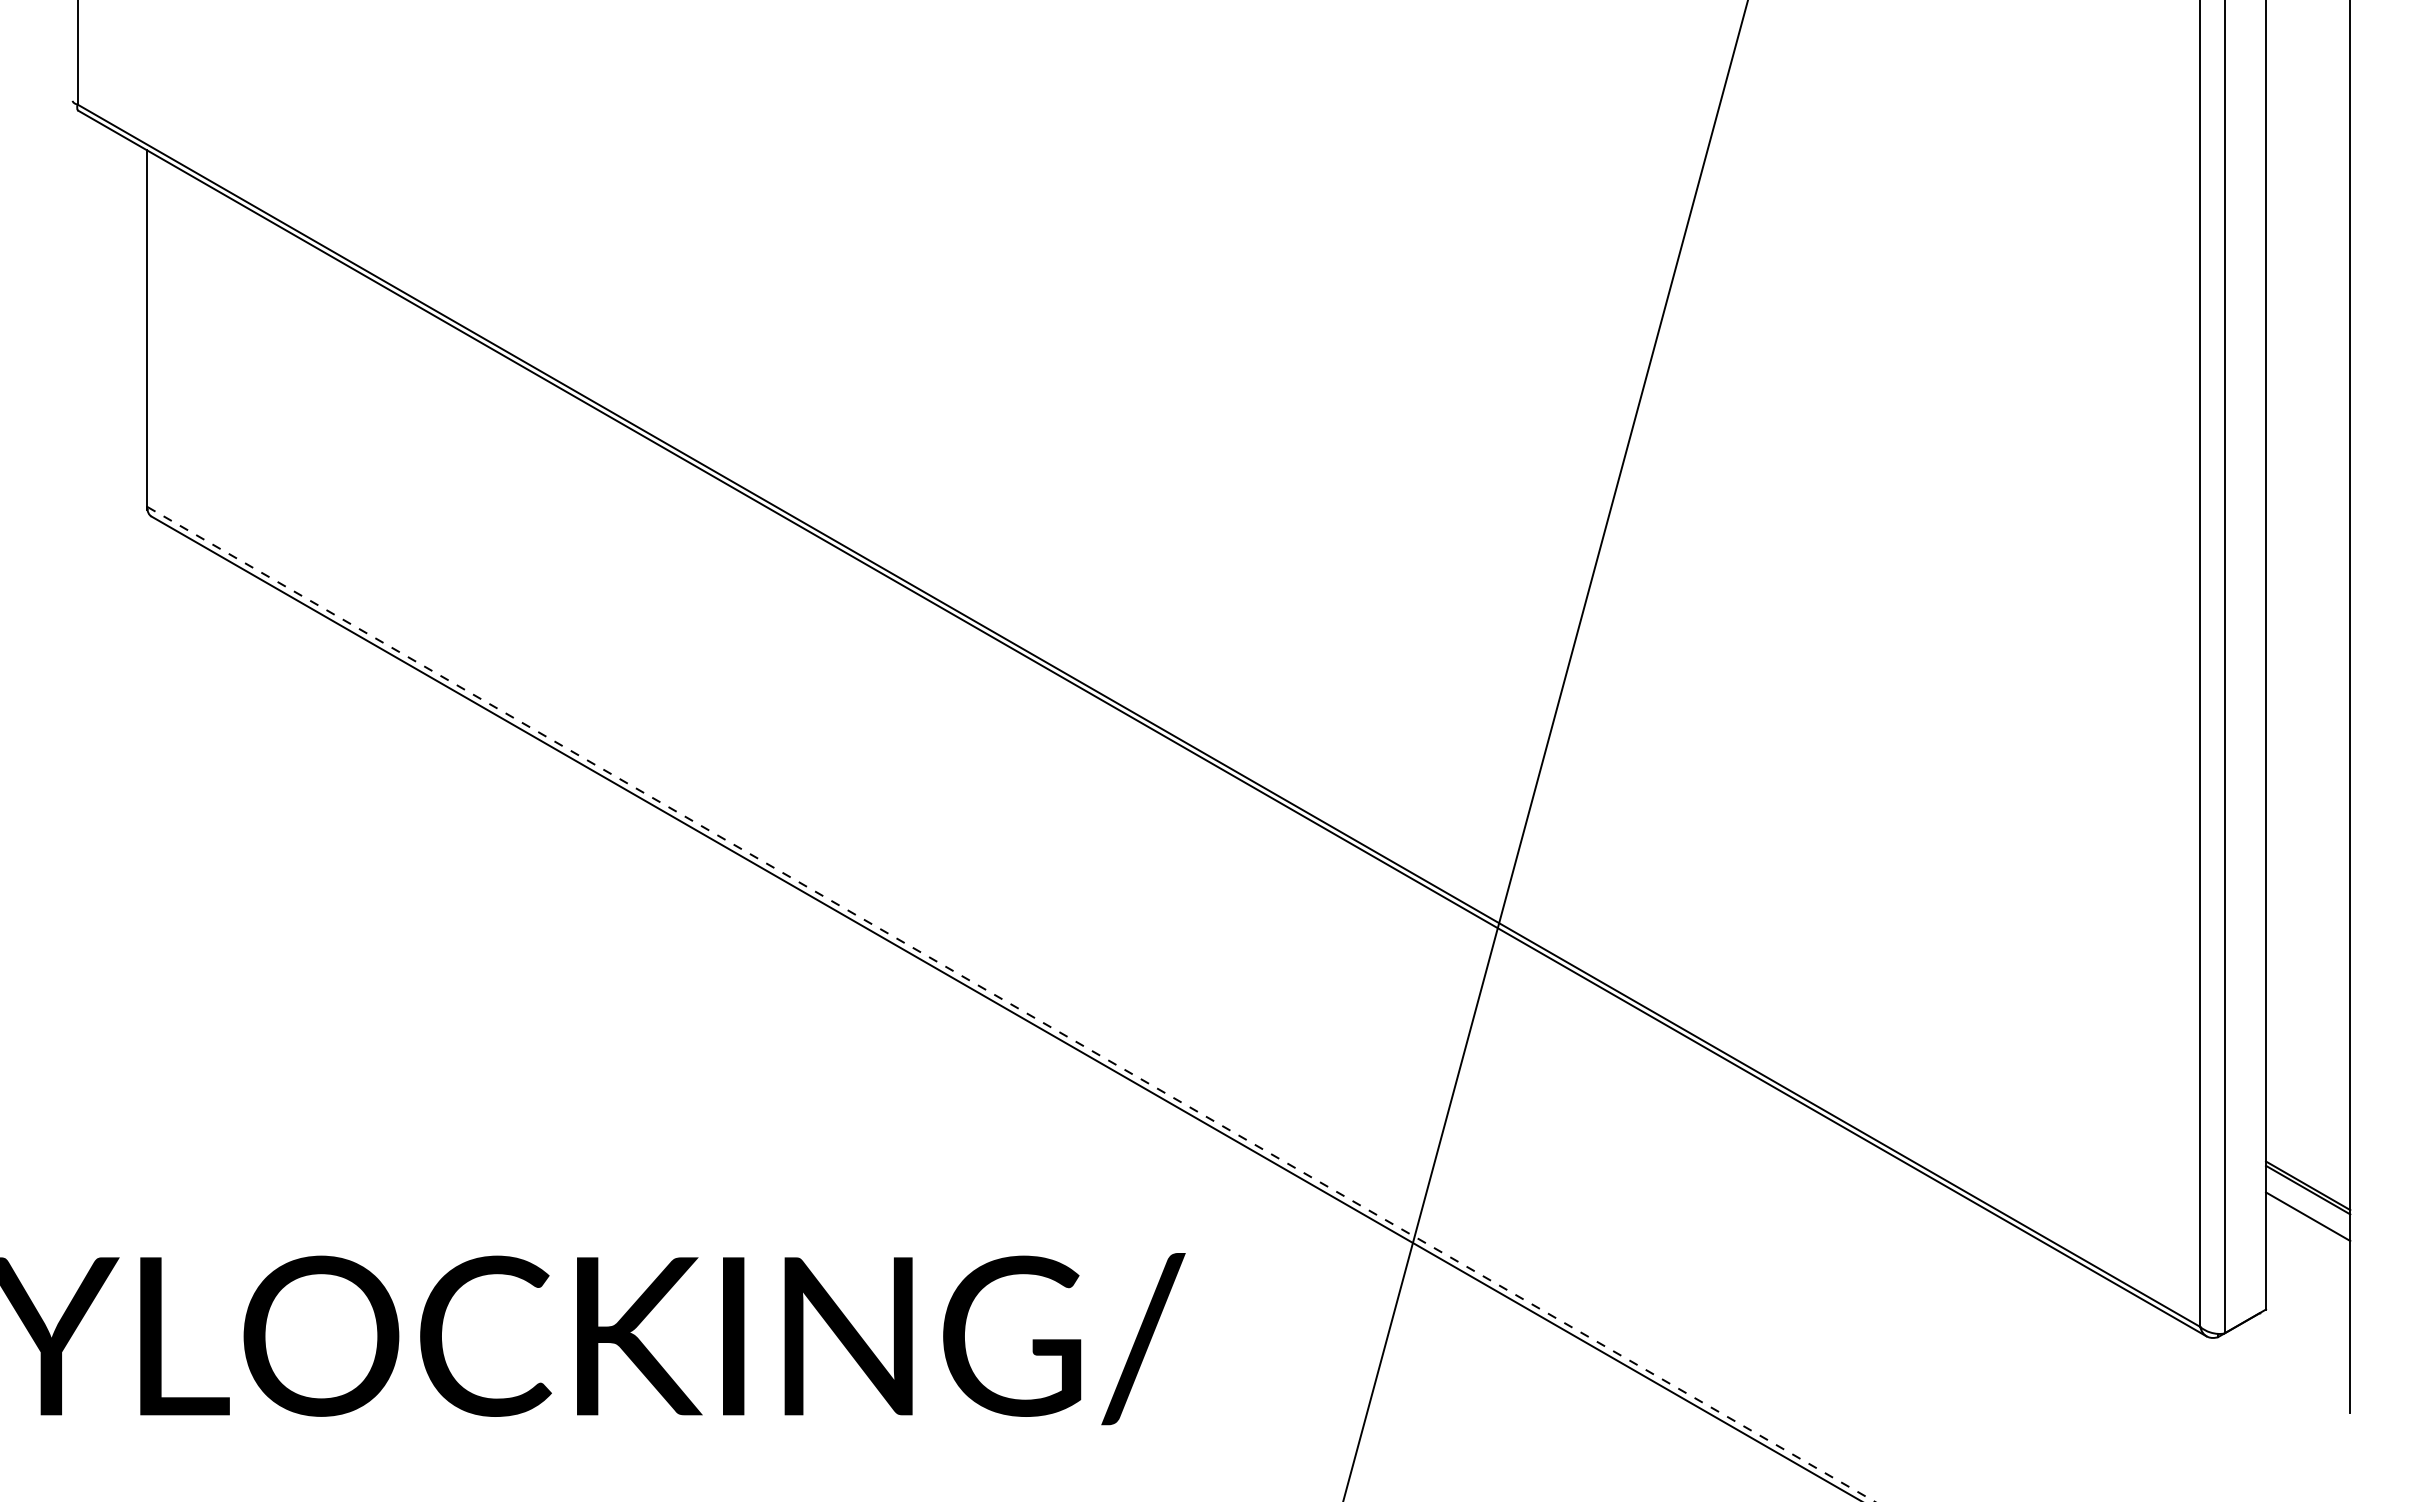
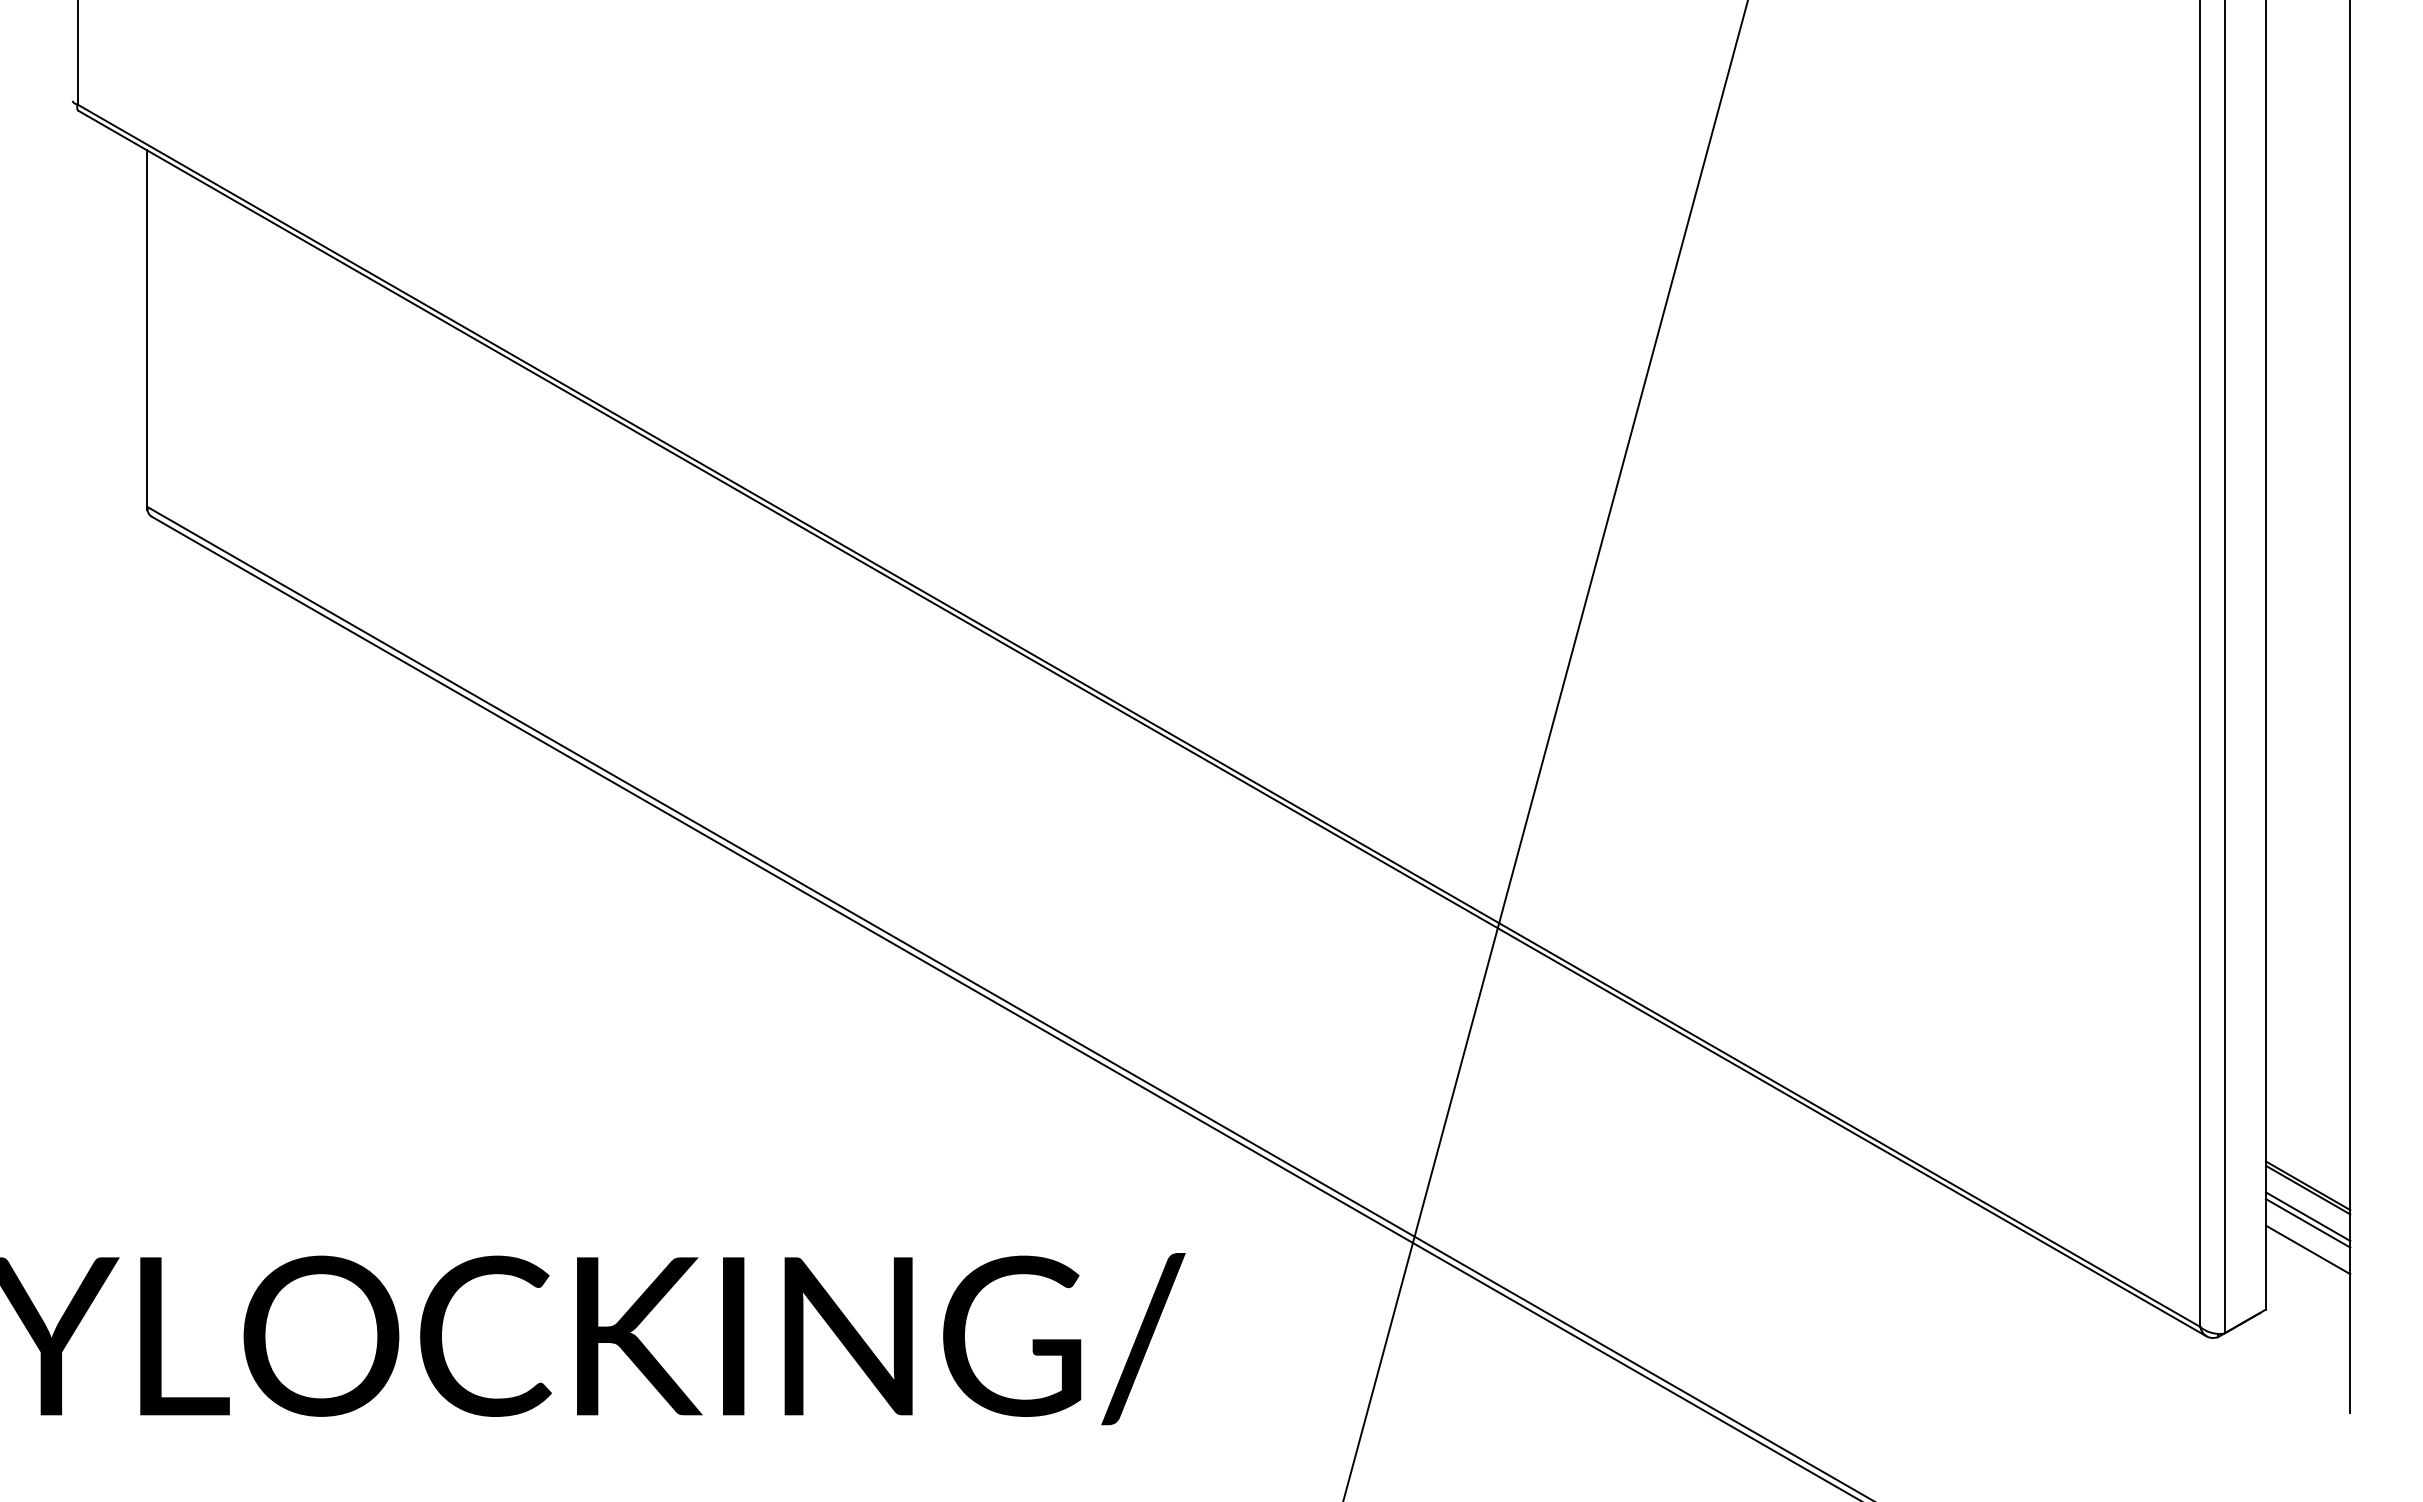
line: dashed -> solid (1011, 1004)
line: none -> present (2308, 1223)
line: none -> present (2308, 1249)
